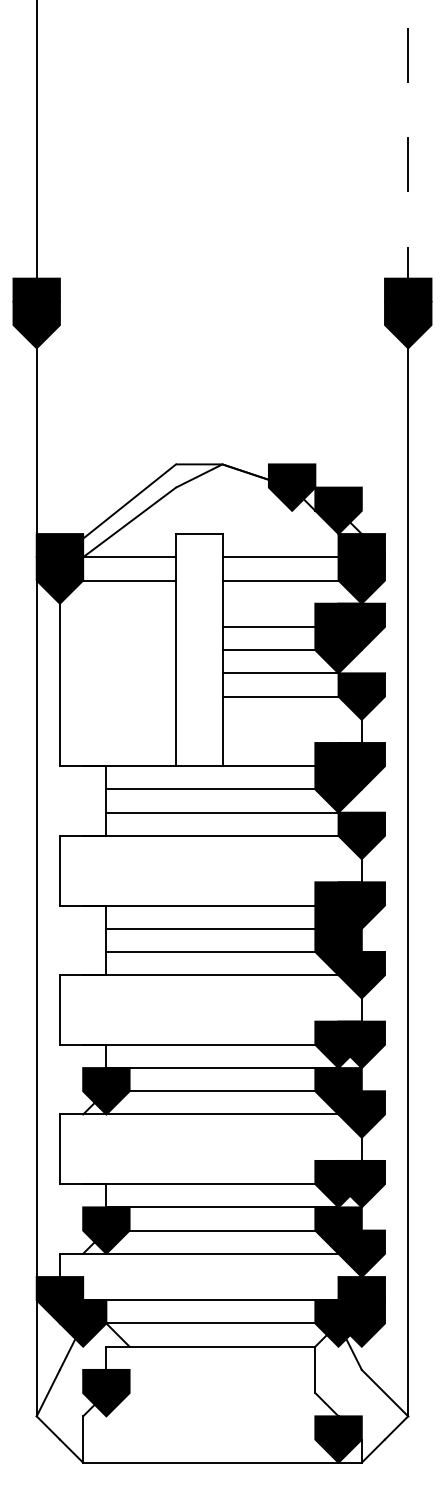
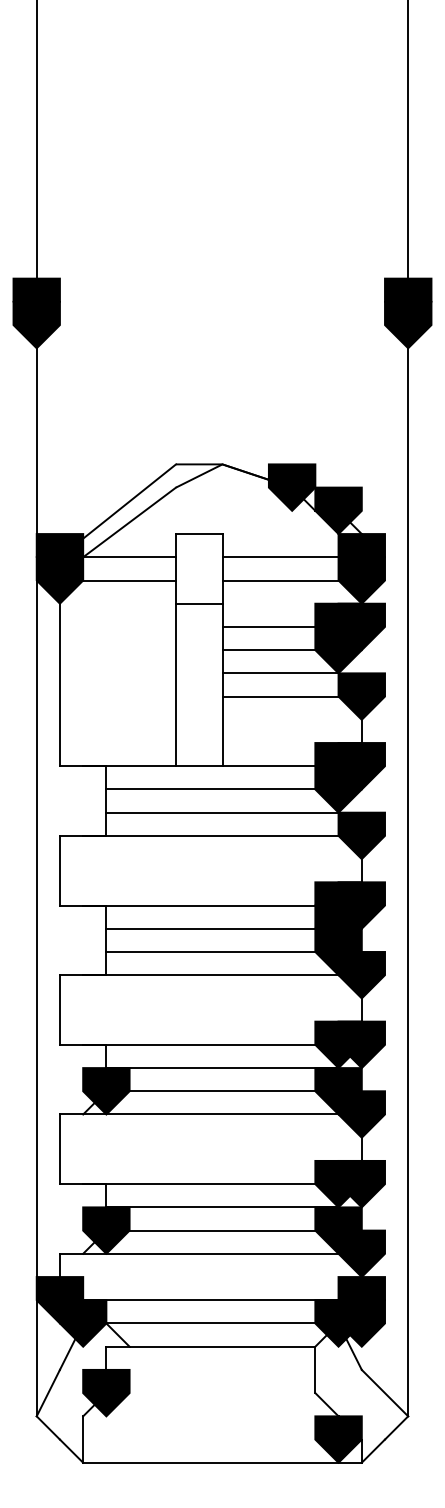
line: dashed -> solid (408, 151)
line: none -> present (199, 603)
